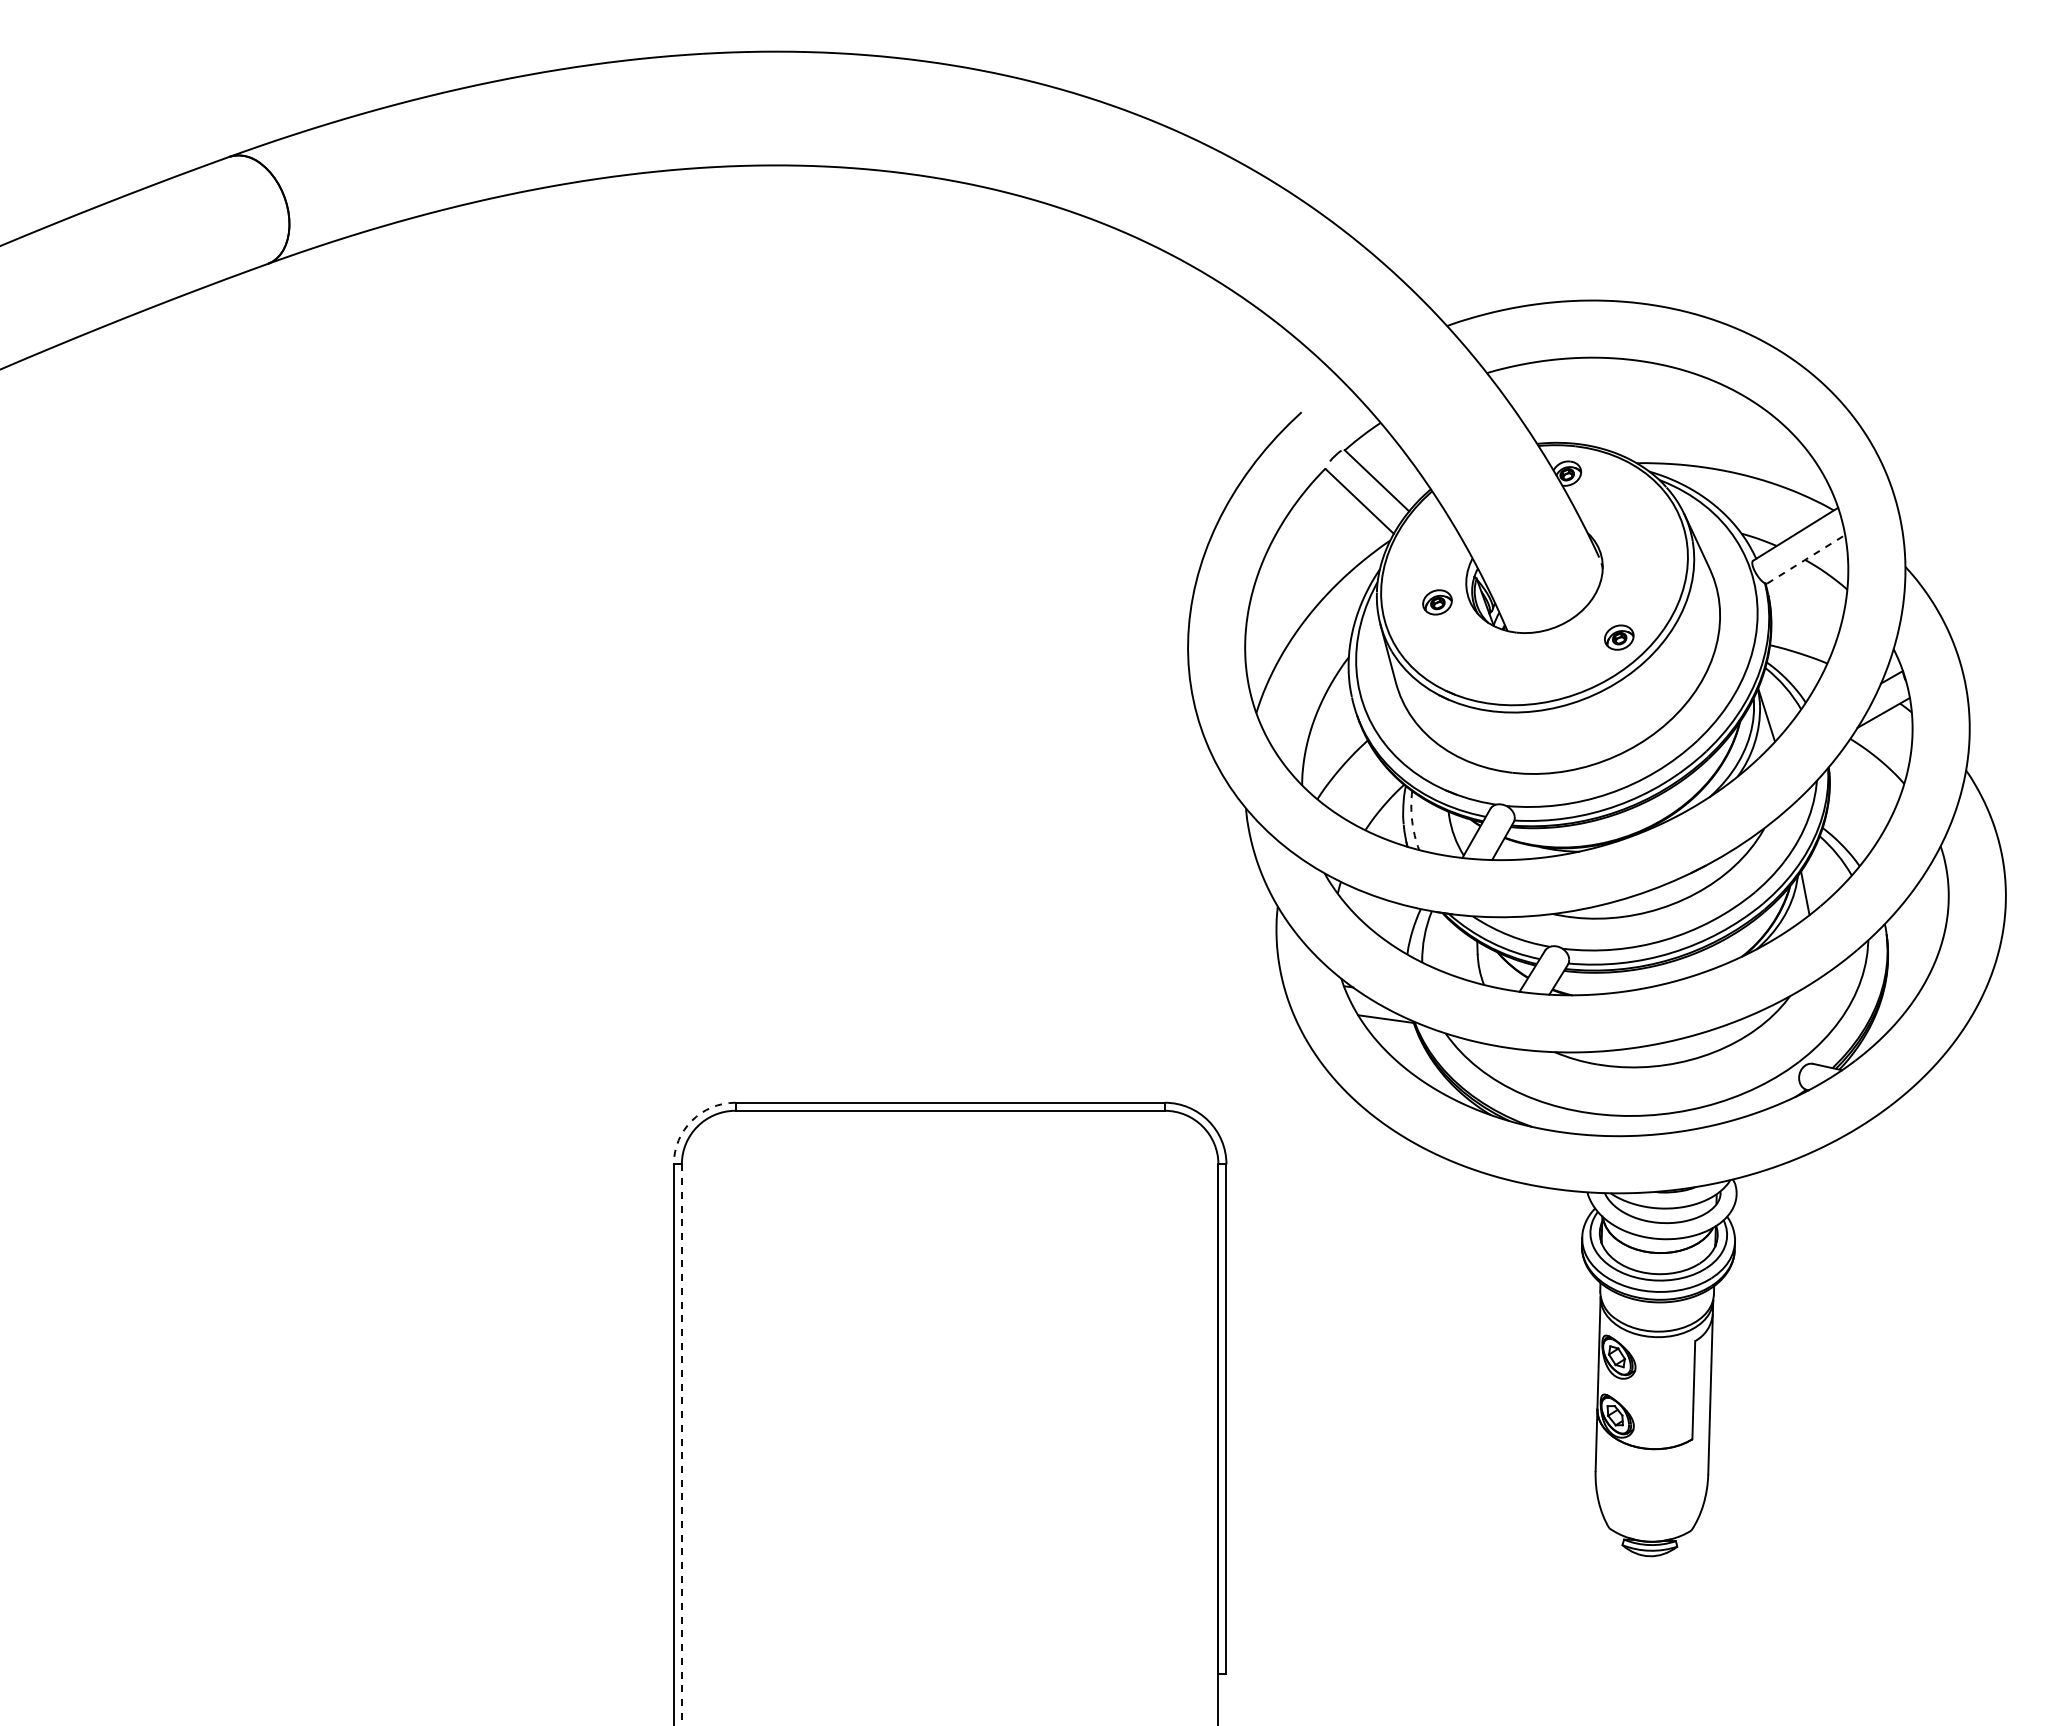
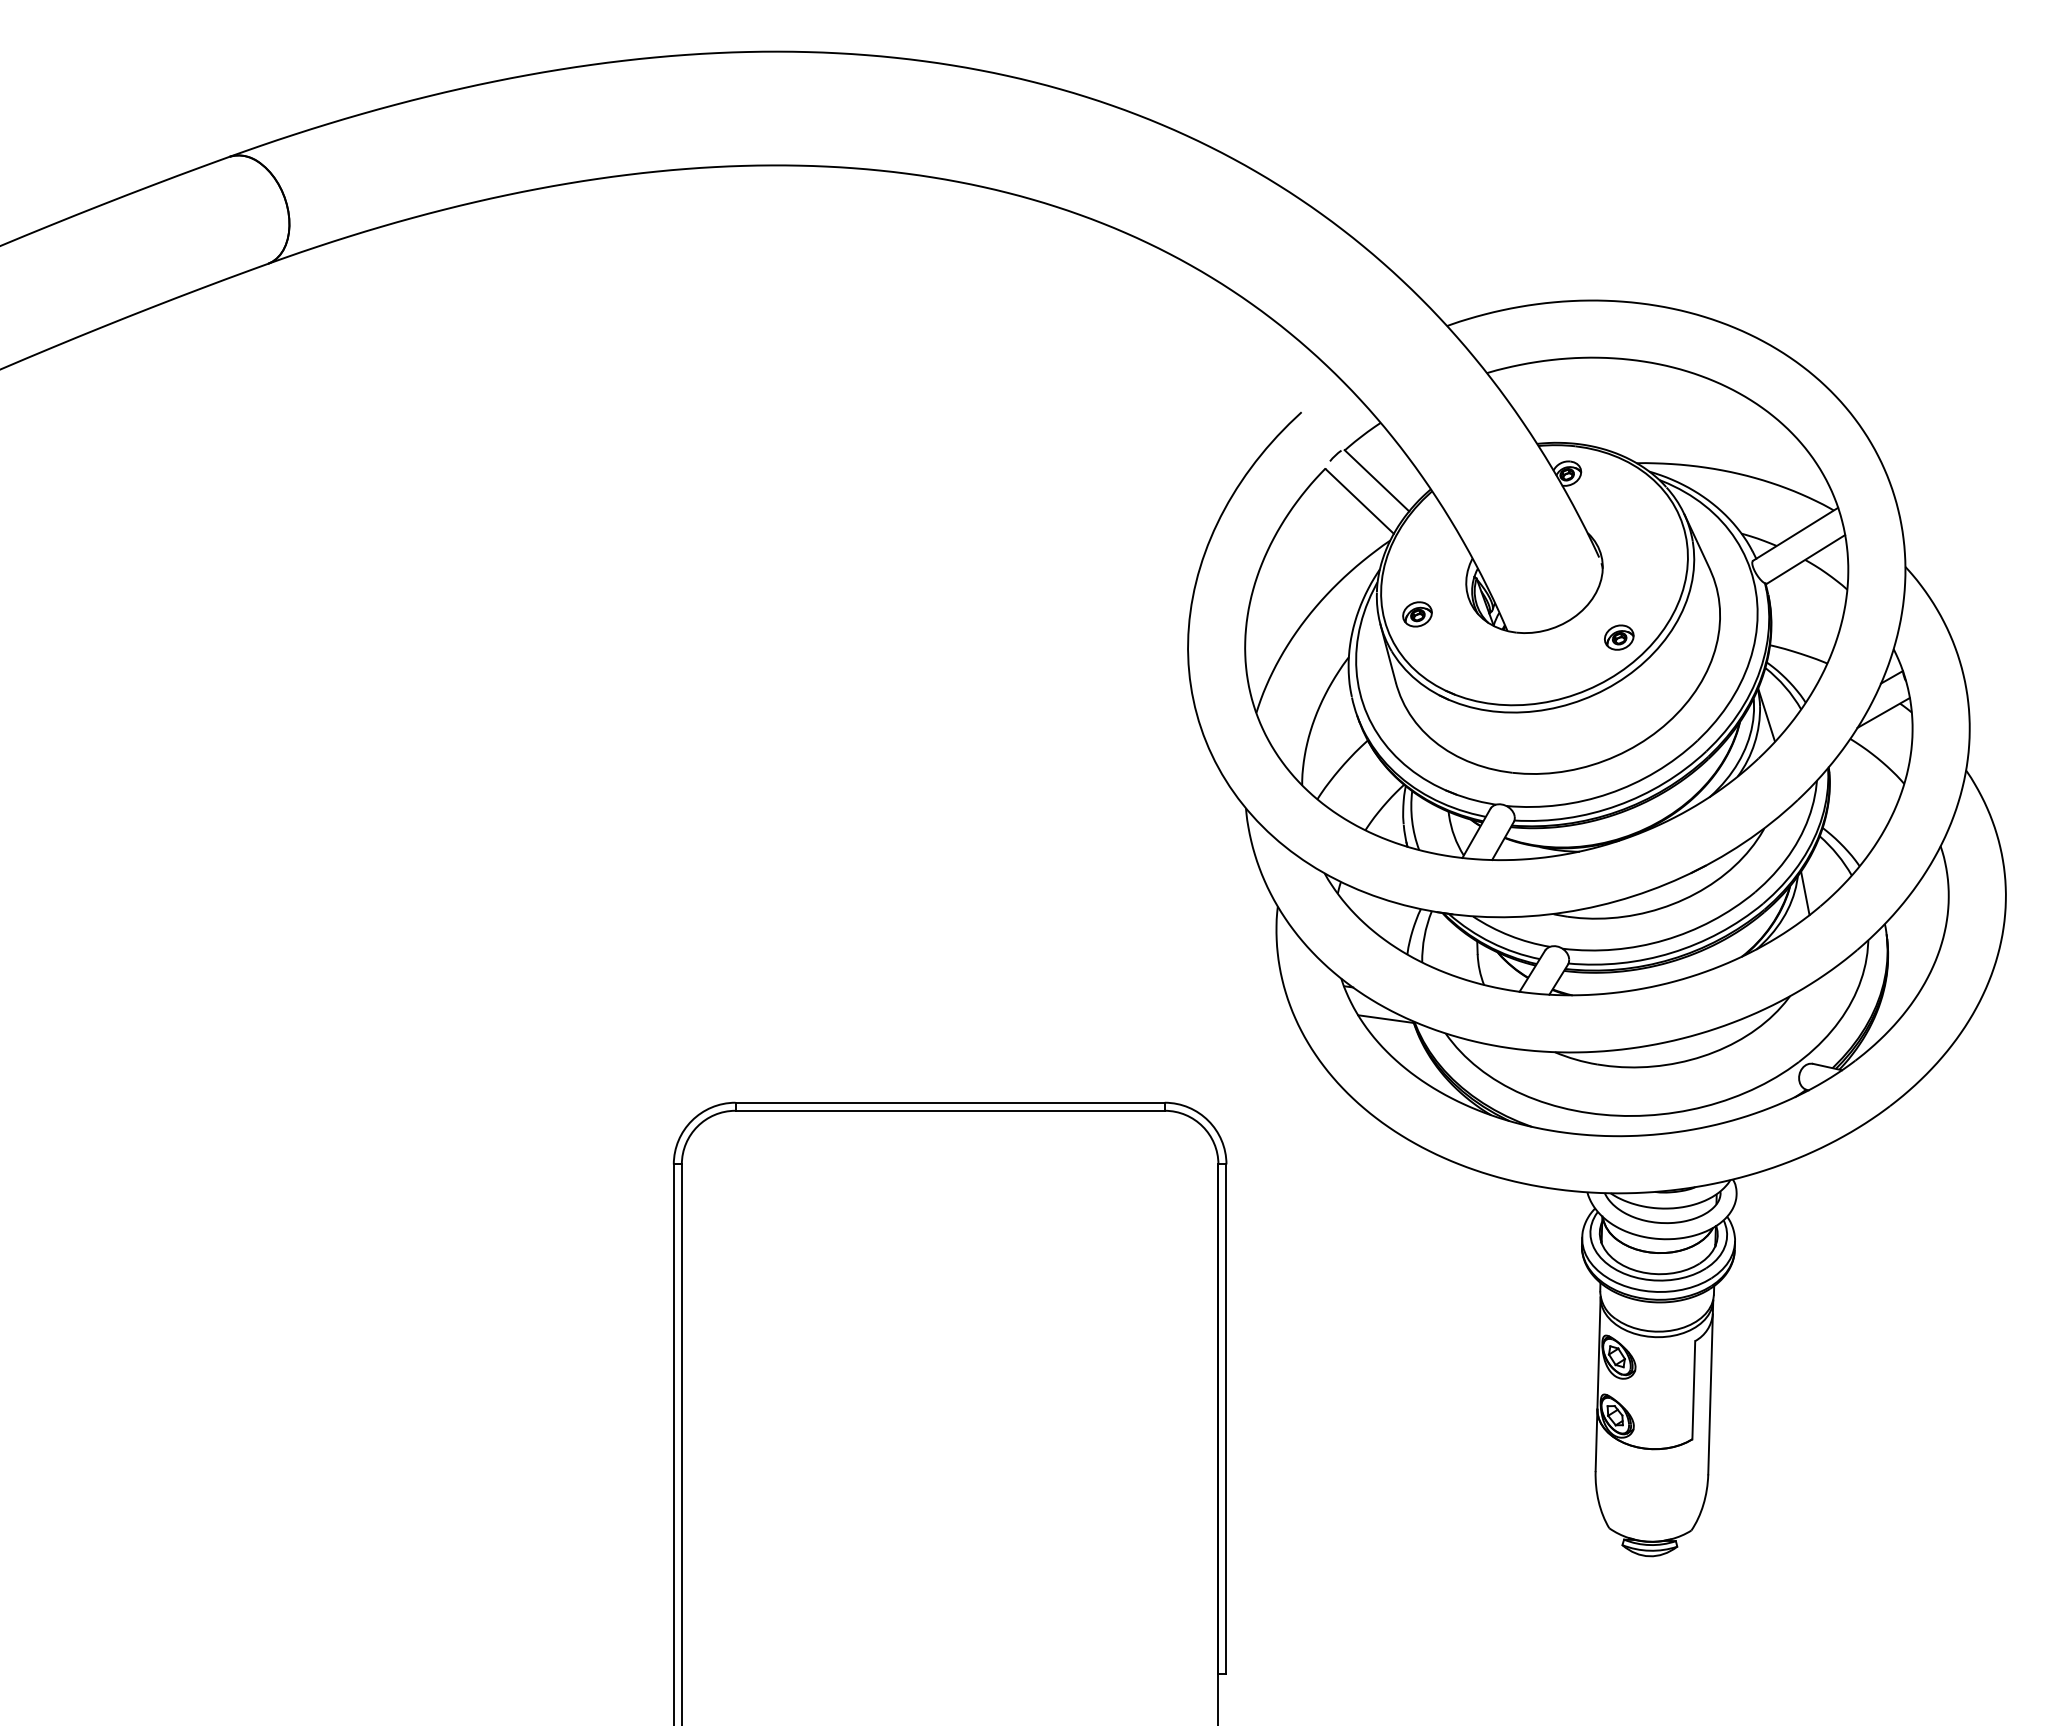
line: dashed -> solid (1806, 559)
part position: (1437, 602) -> (1417, 614) (1417, 614)
arc: dashed -> solid (1412, 821)
arc: dashed -> solid (691, 1120)
line: dashed -> solid (681, 1445)
